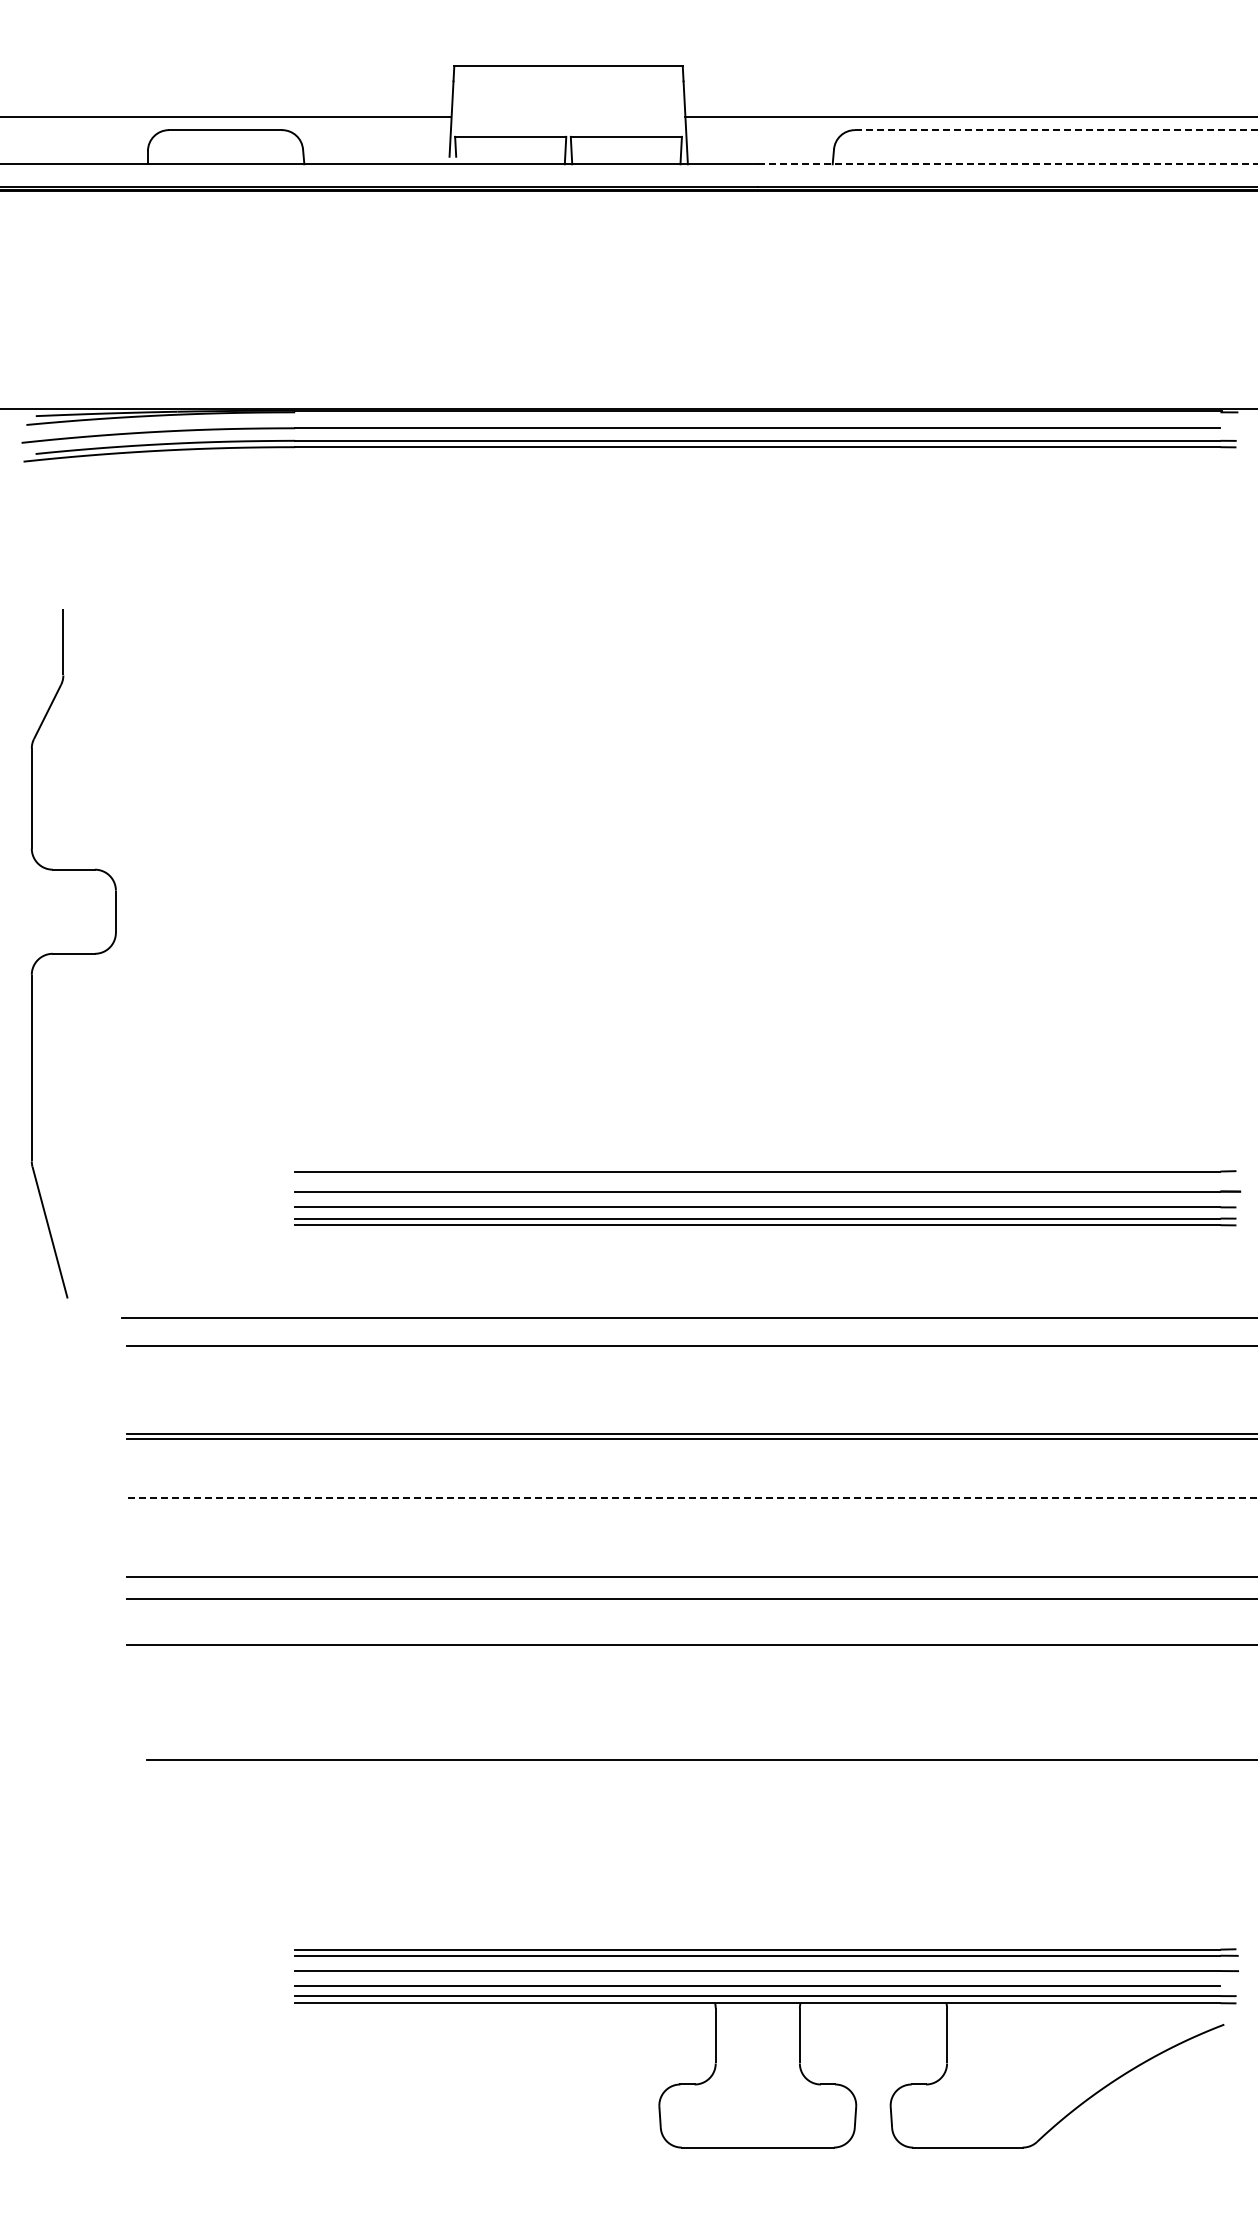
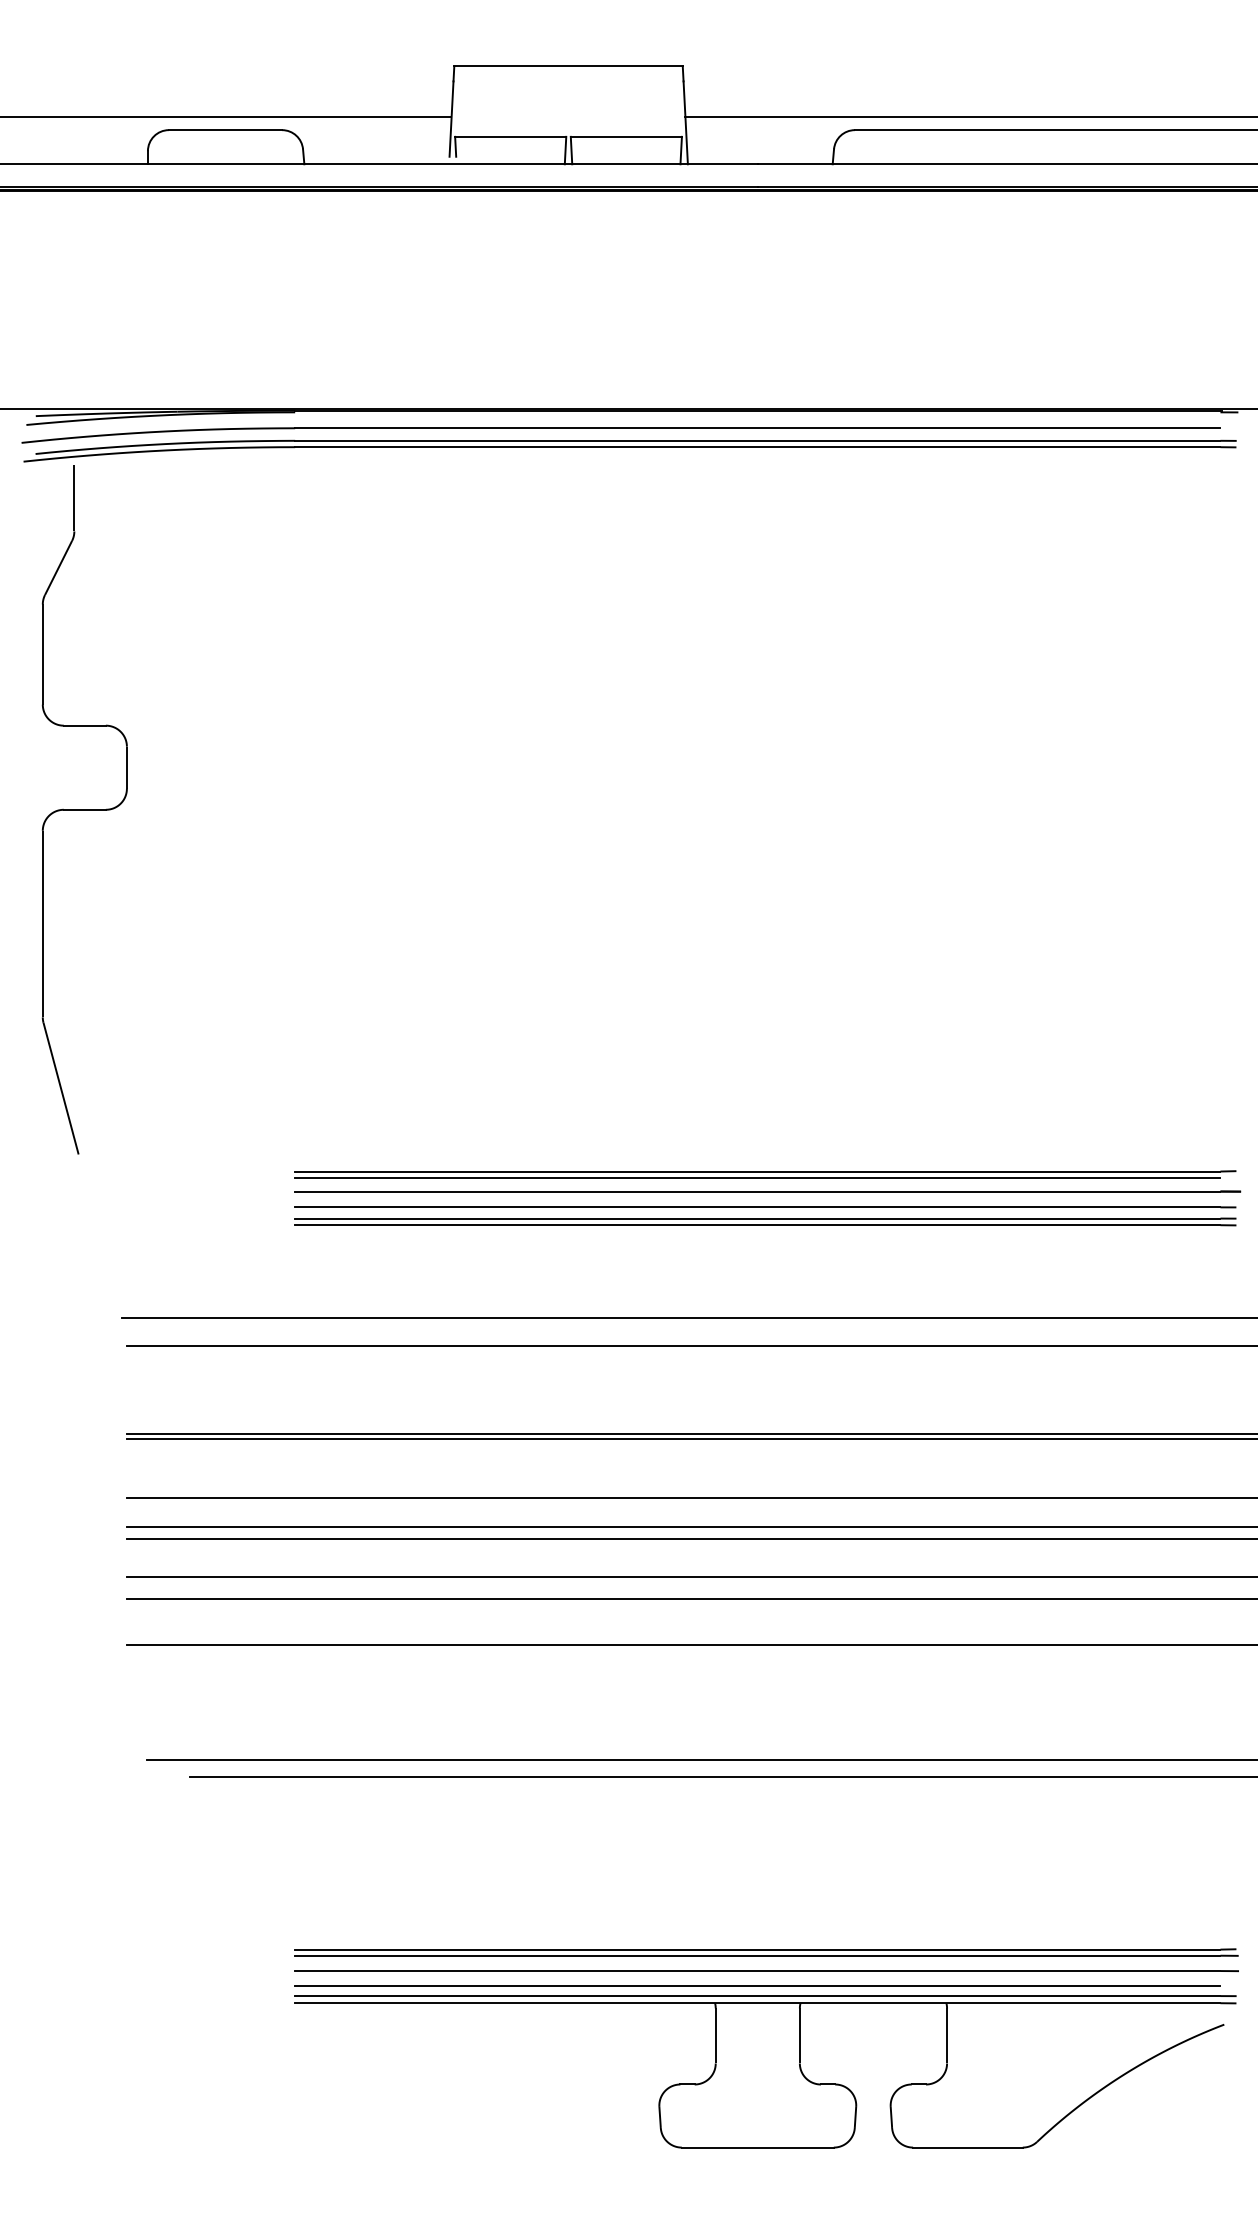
line: dashed -> solid (1056, 130)
line: dashed -> solid (1007, 164)
part position: (73, 953) -> (84, 809) (84, 809)
line: none -> present (757, 1177)
line: dashed -> solid (691, 1497)
line: none -> present (690, 1526)
line: none -> present (690, 1539)
line: none -> present (722, 1777)
